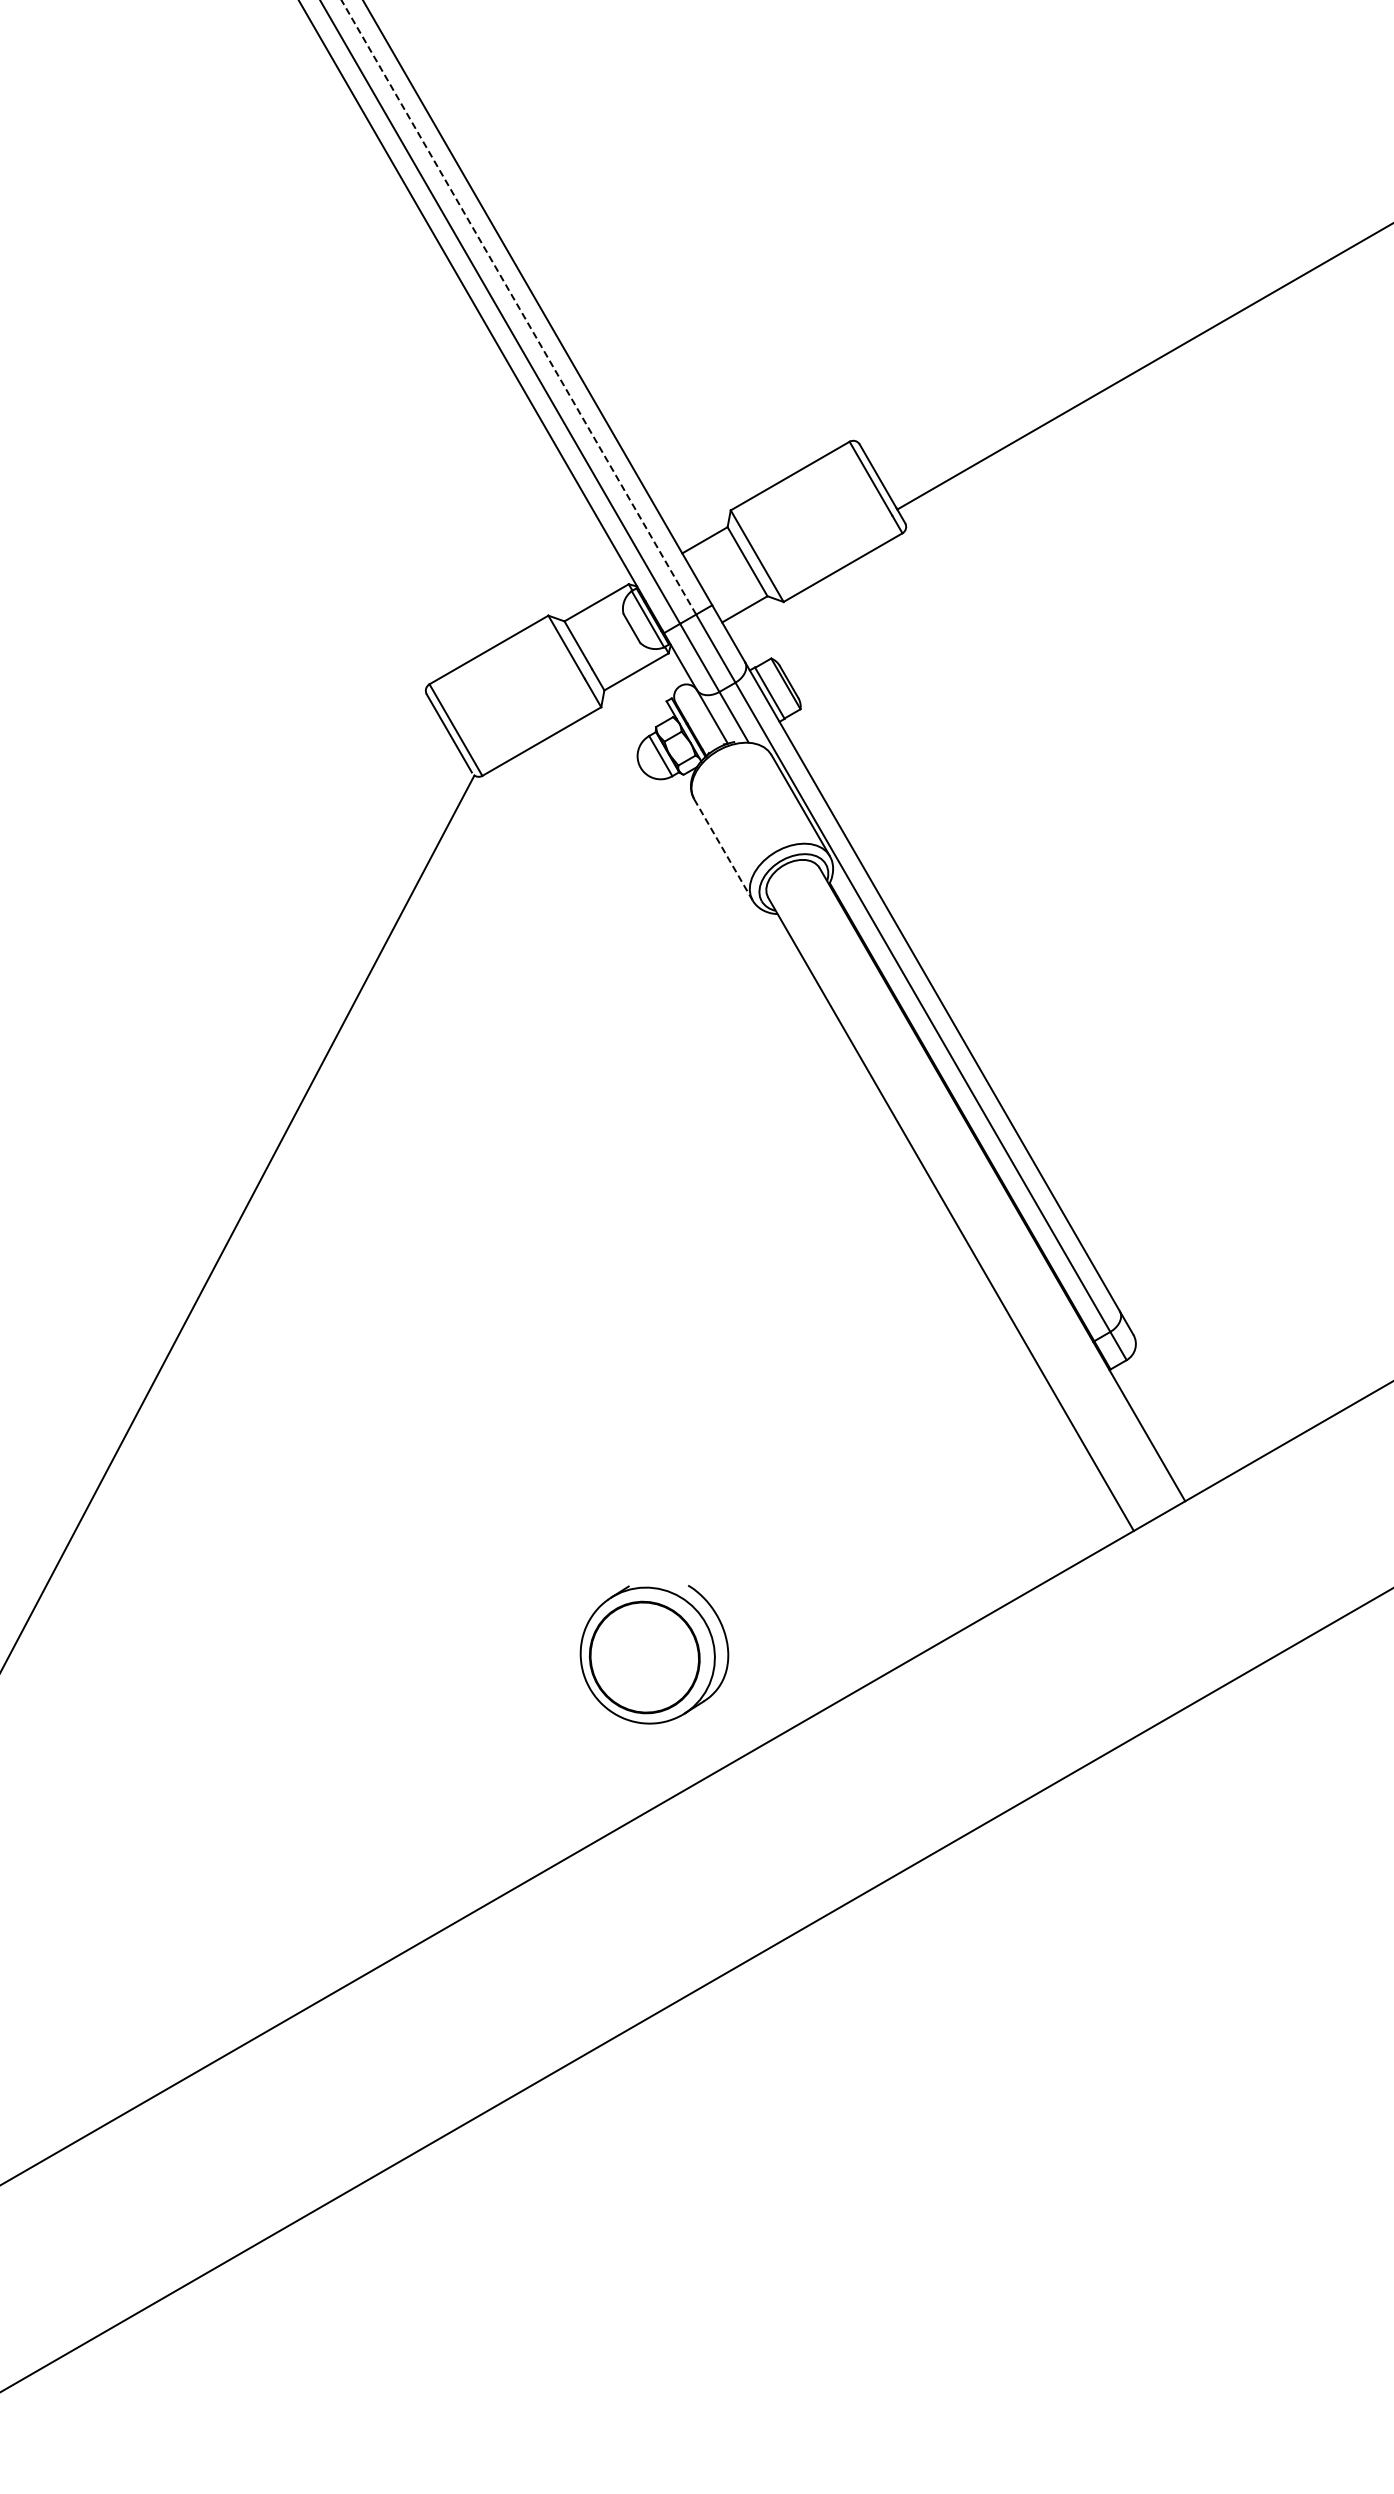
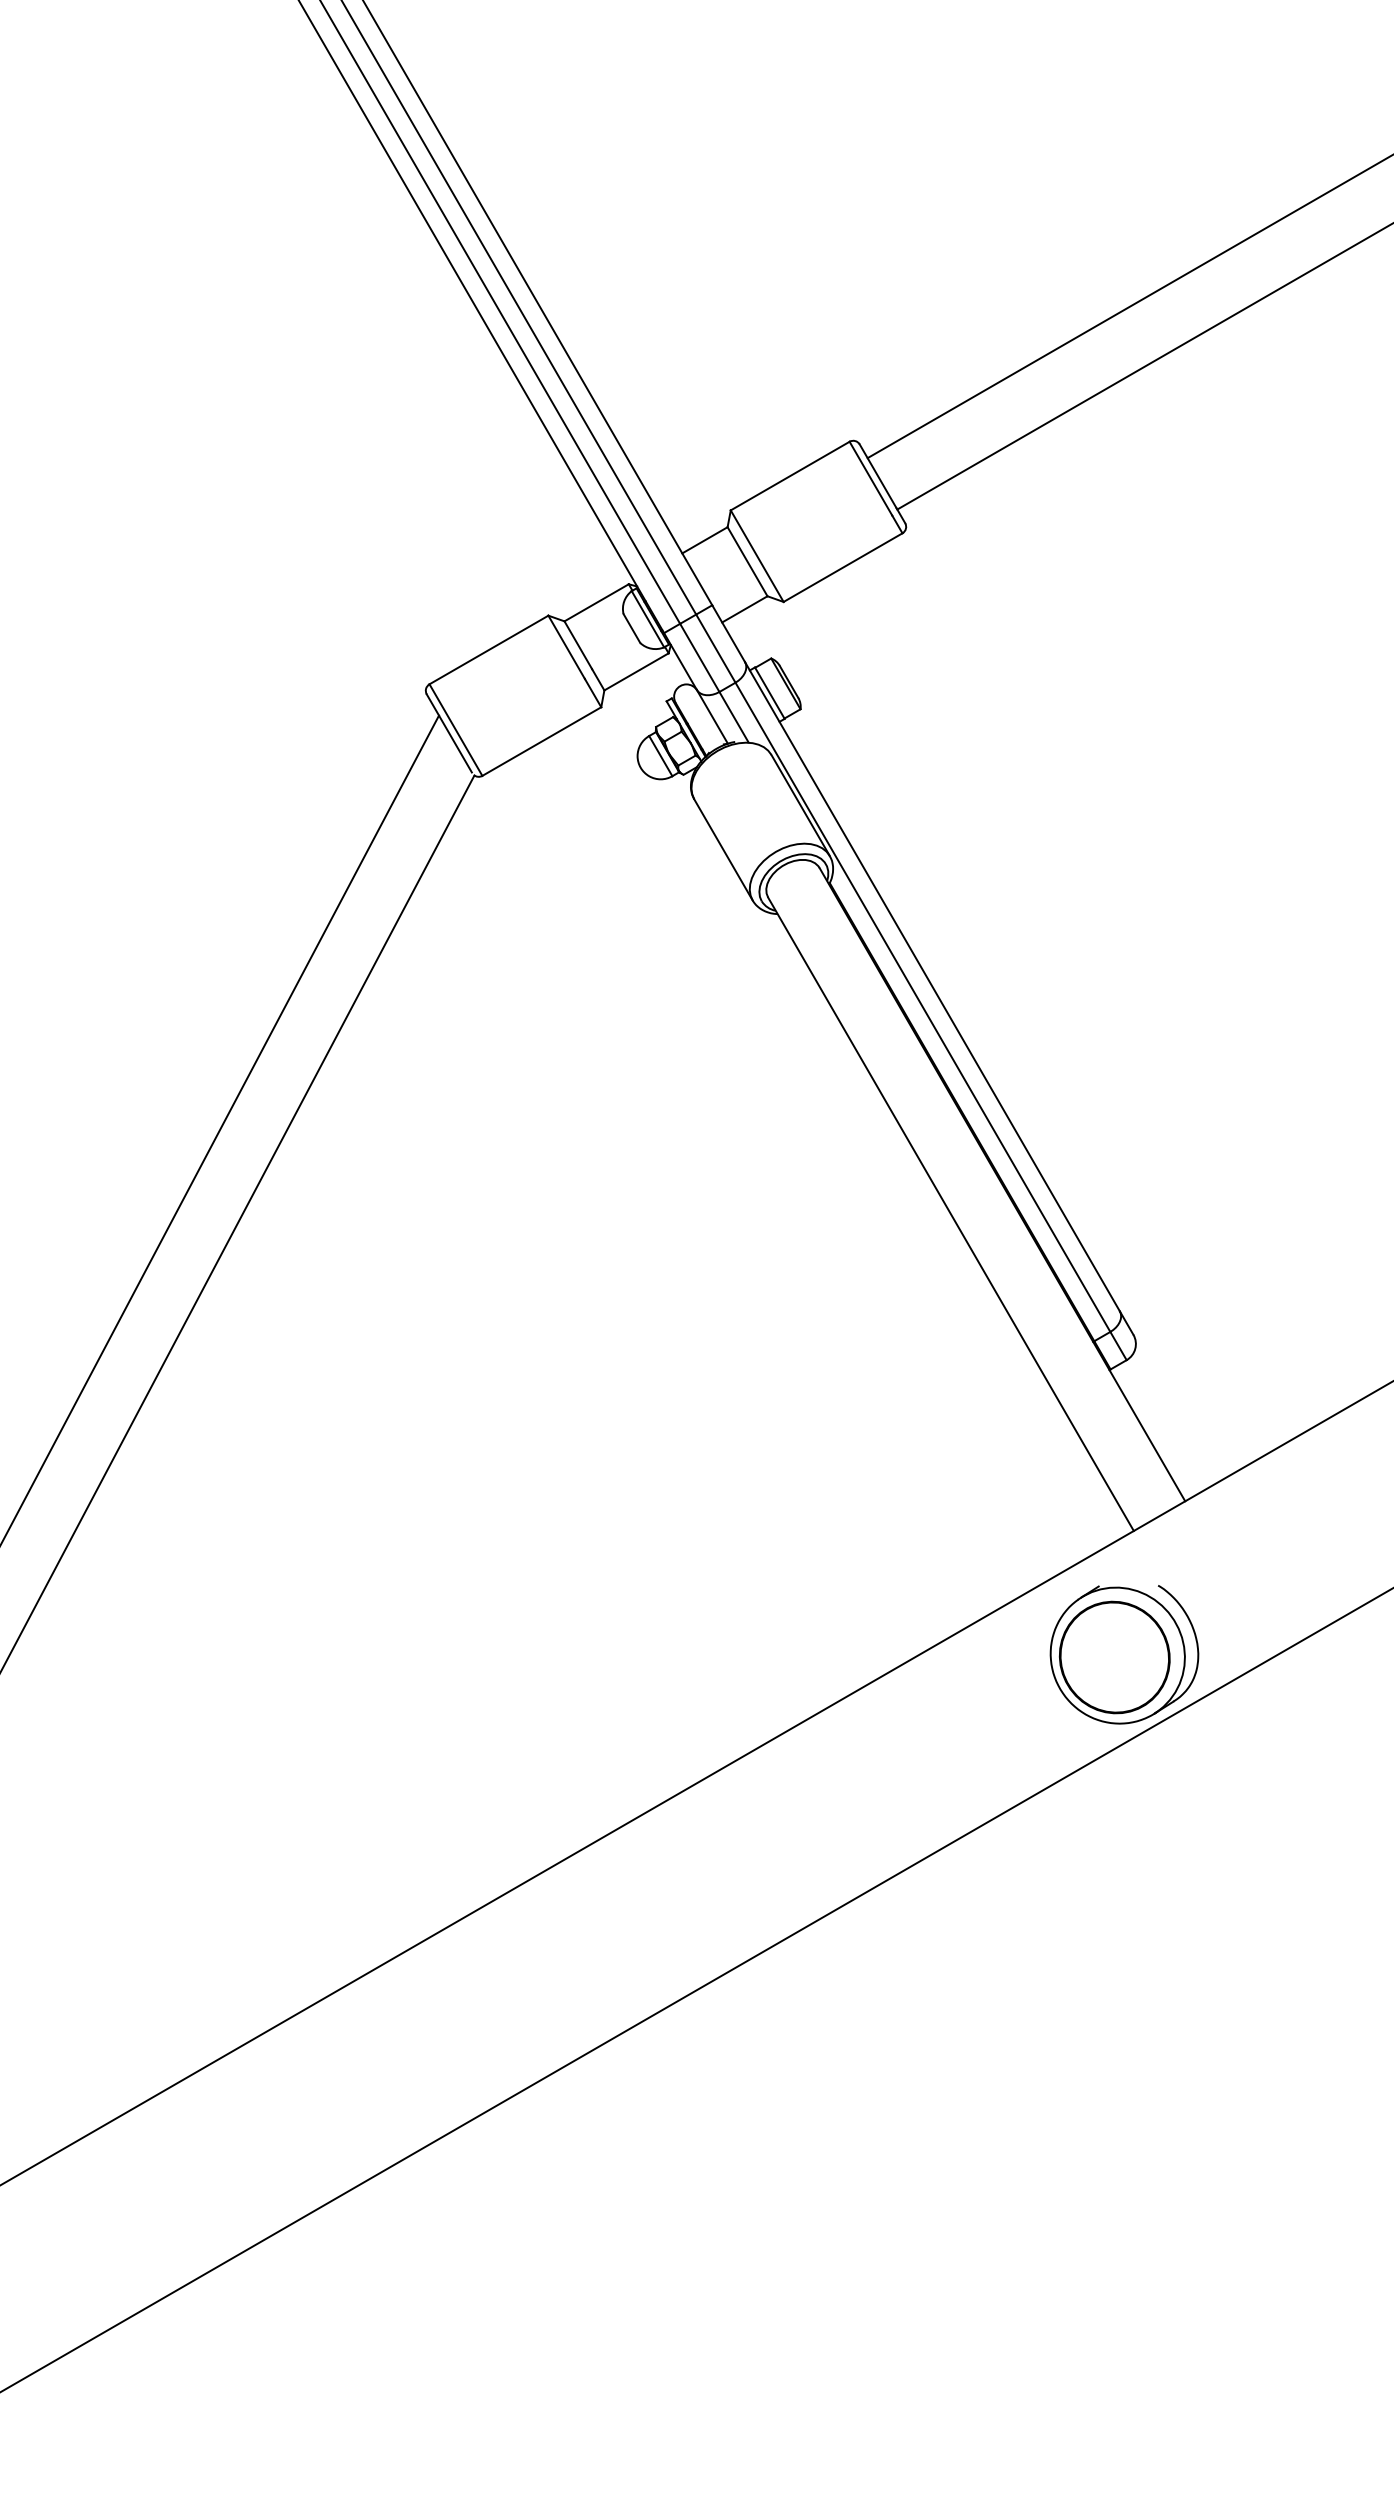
line: dashed -> solid (518, 307)
line: none -> present (1128, 307)
line: dashed -> solid (723, 850)
line: none -> present (220, 1128)
part position: (654, 1654) -> (1124, 1654) (1124, 1654)
